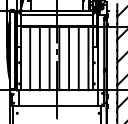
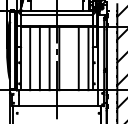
line: present -> none (69, 58)
